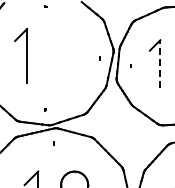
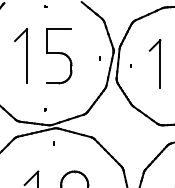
part: none -> present (59, 56)
line: dashed -> solid (160, 63)
